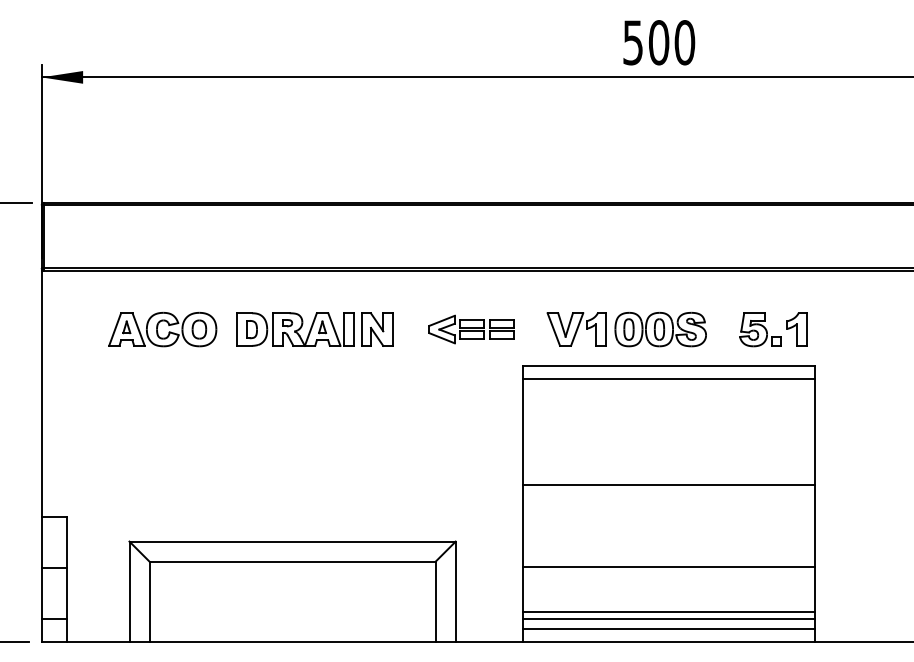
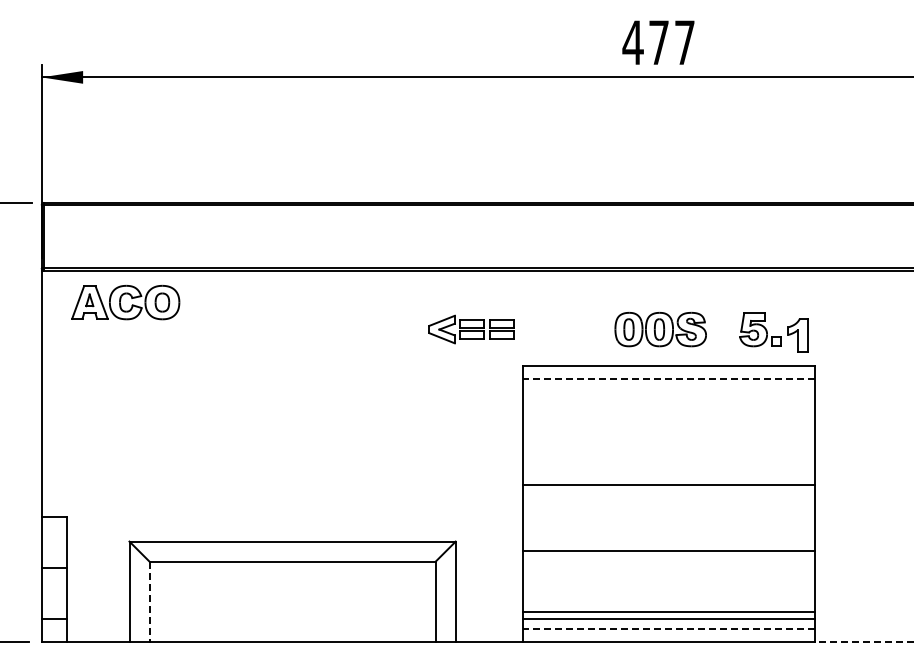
text: 500 -> 477 (658, 42)
part position: (162, 329) -> (125, 302) (125, 302)
part: present -> none (314, 329)
part: present -> none (576, 329)
part position: (796, 329) -> (797, 335) (797, 335)
line: solid -> dashed (669, 378)
line position: (668, 566) -> (668, 550) (668, 550)
line: solid -> dashed (149, 602)
line: solid -> dashed (669, 629)
line: solid -> dashed (864, 641)
